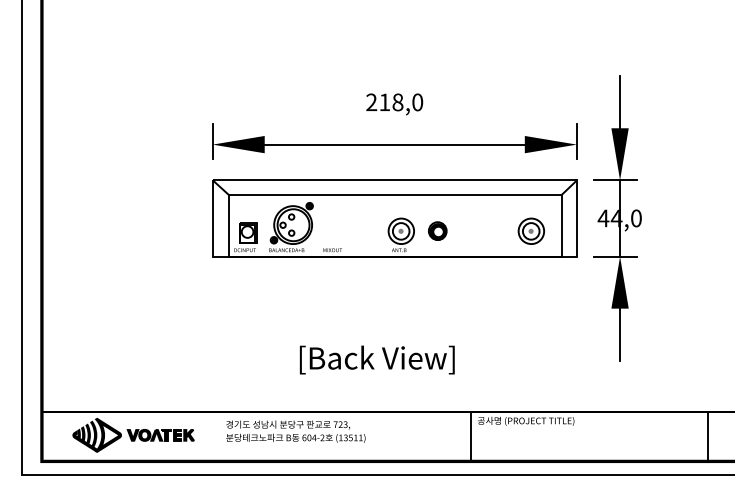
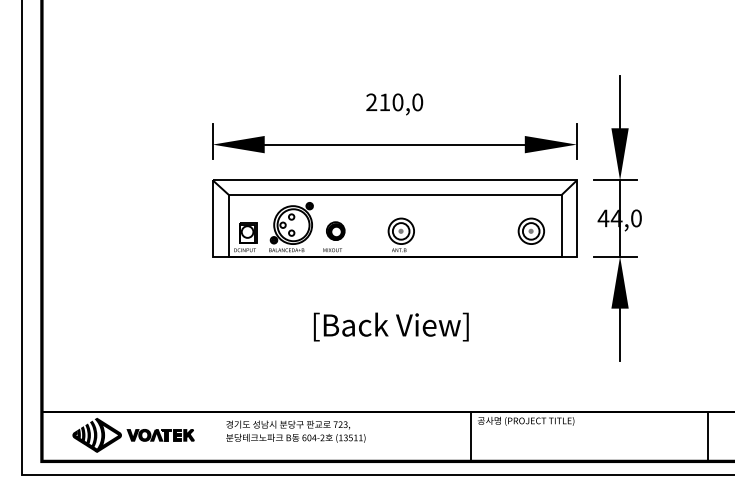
text: 218,0 -> 210,0 (397, 102)
part position: (437, 230) -> (335, 230) (335, 230)
text position: (376, 359) -> (390, 326) (390, 326)
